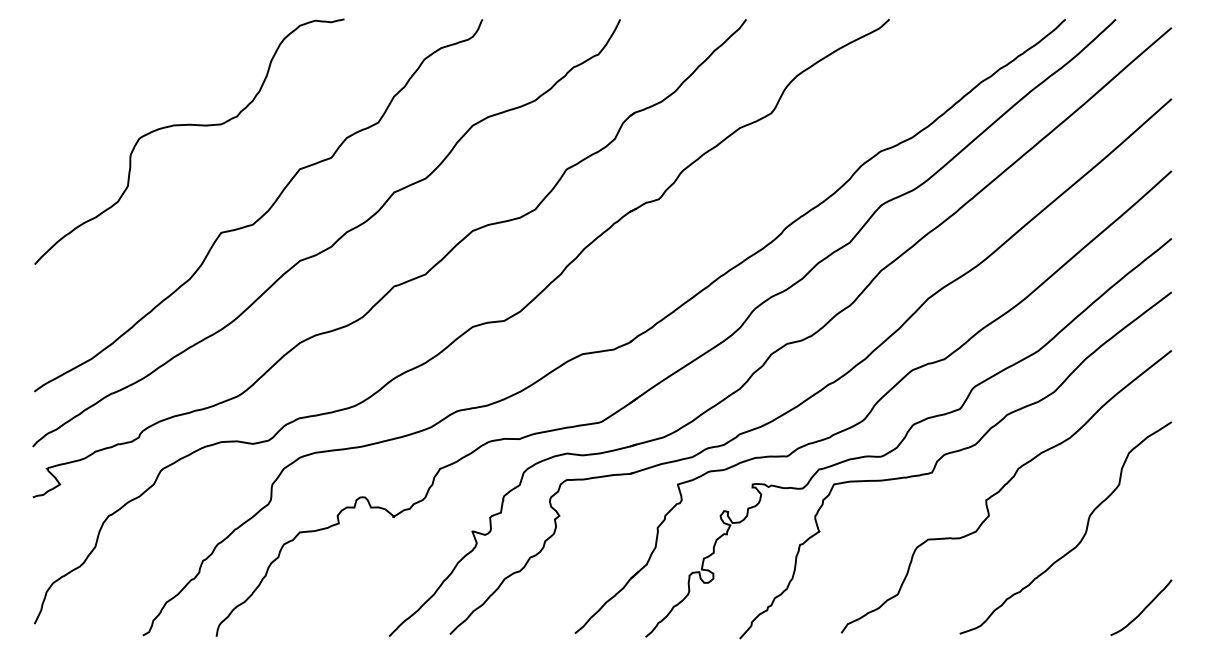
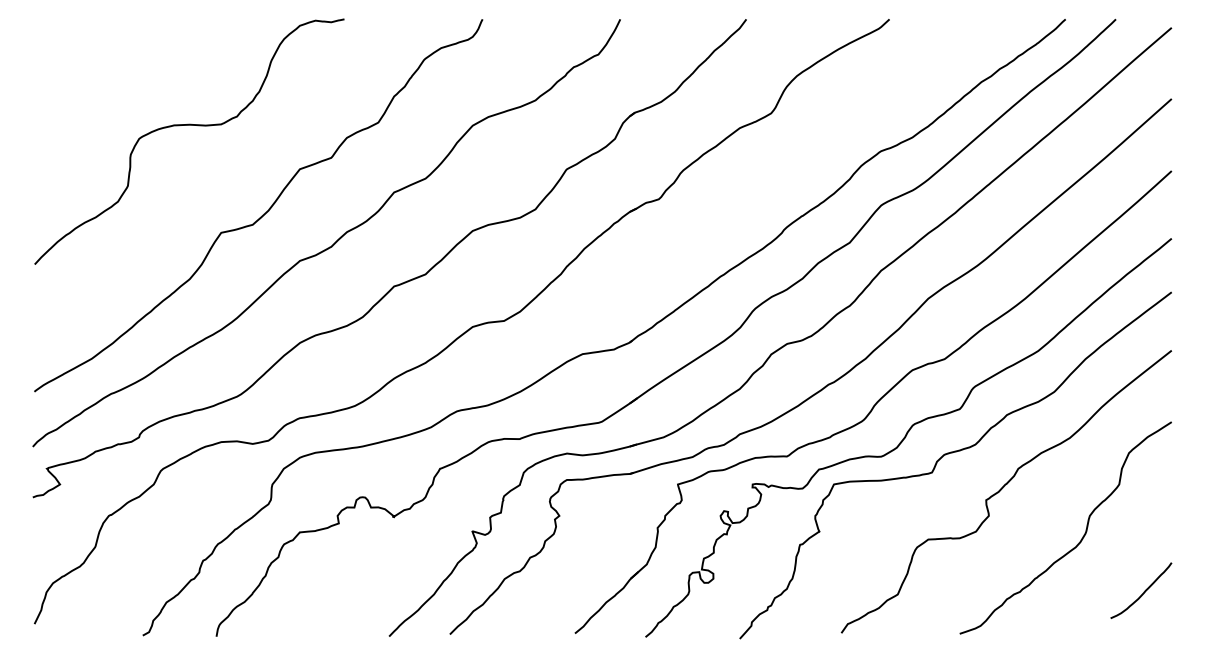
curve position: (1143, 608) -> (1143, 591) (1143, 591)
